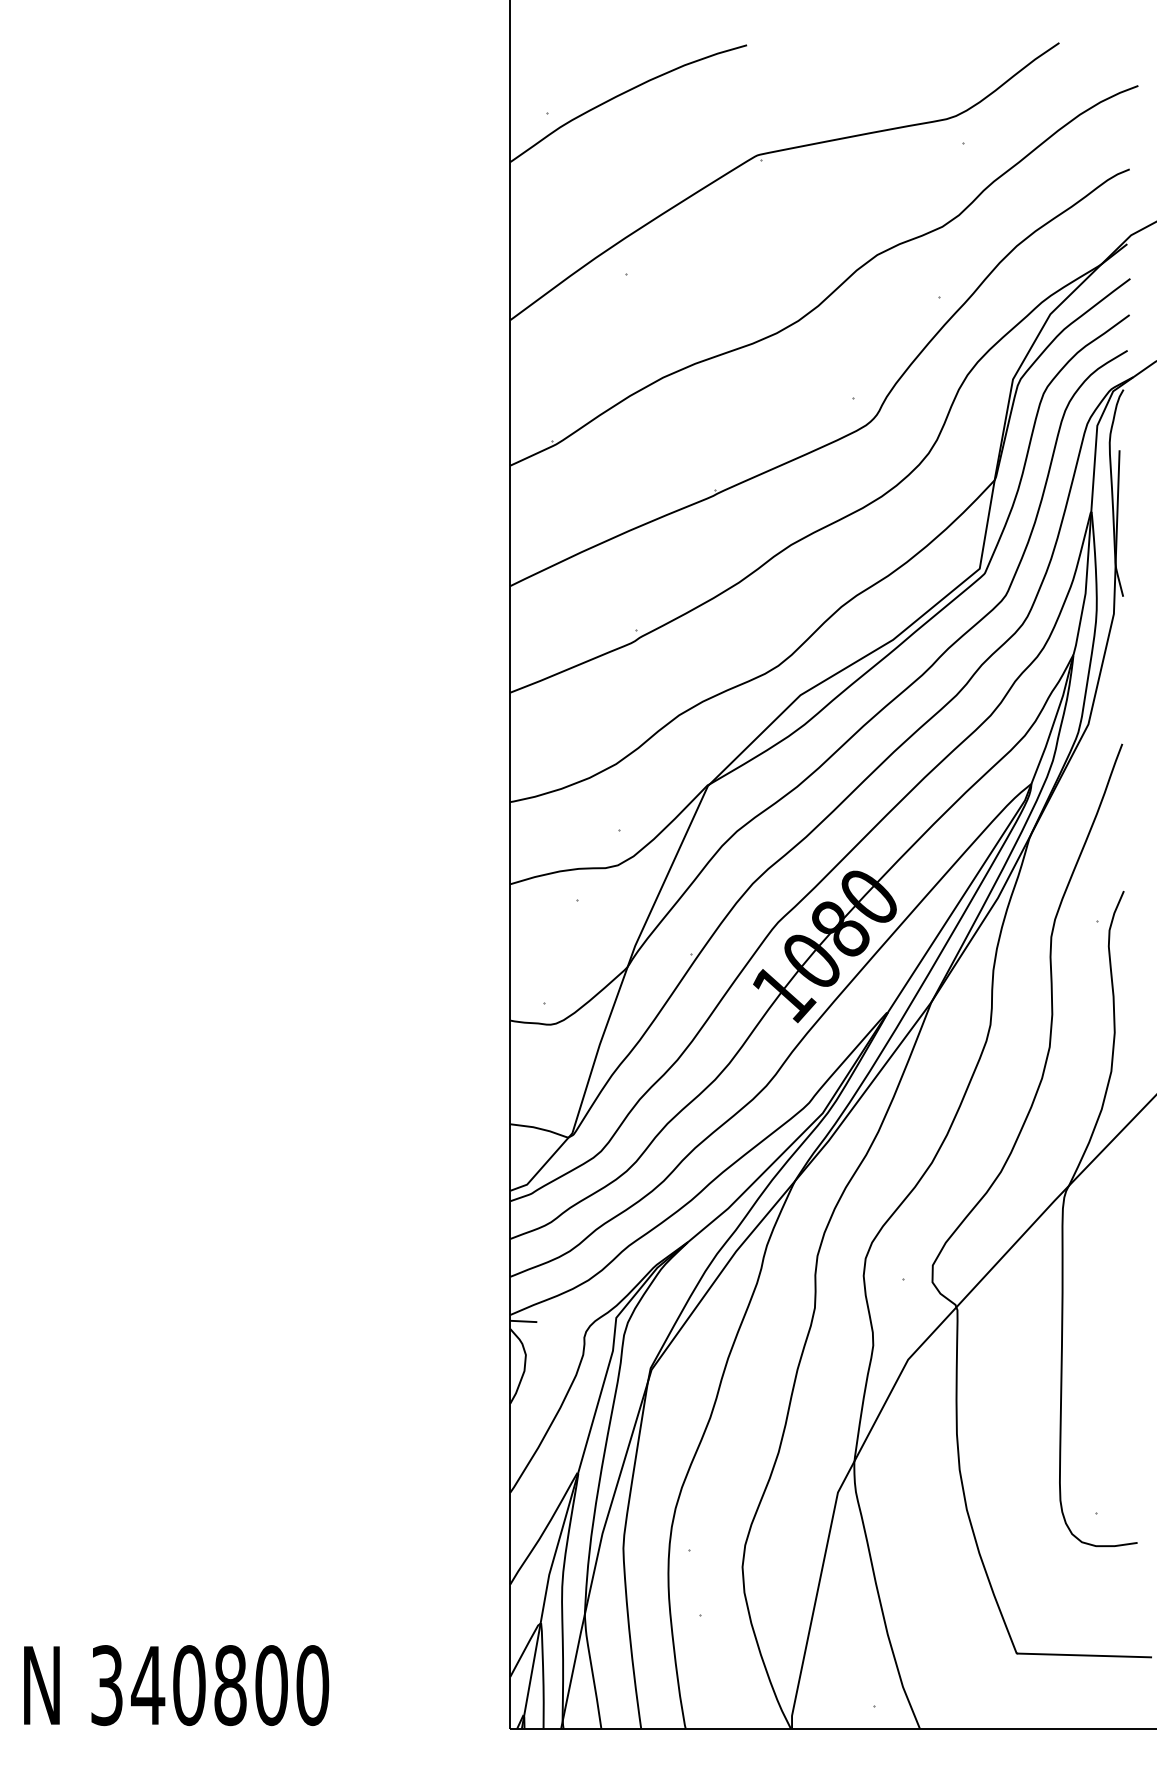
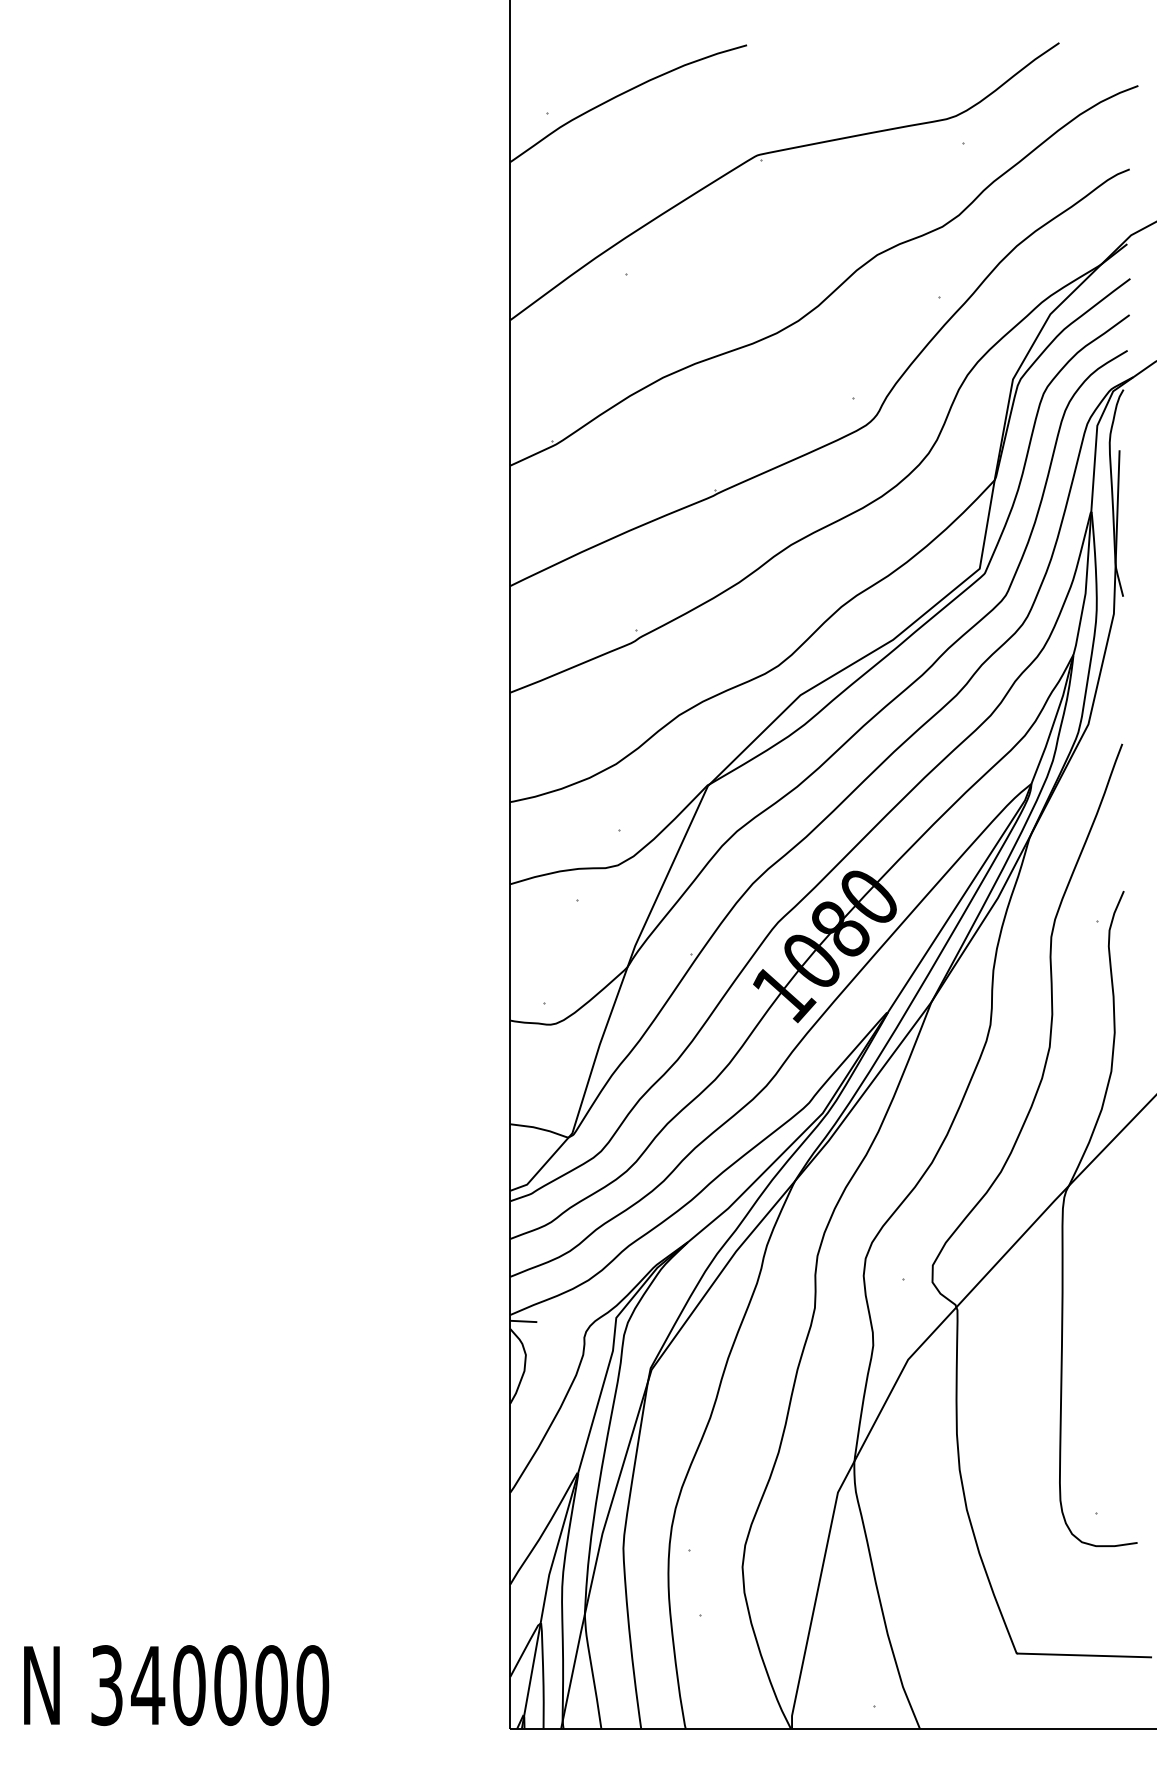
text: 340800 -> 340000 (230, 1685)
